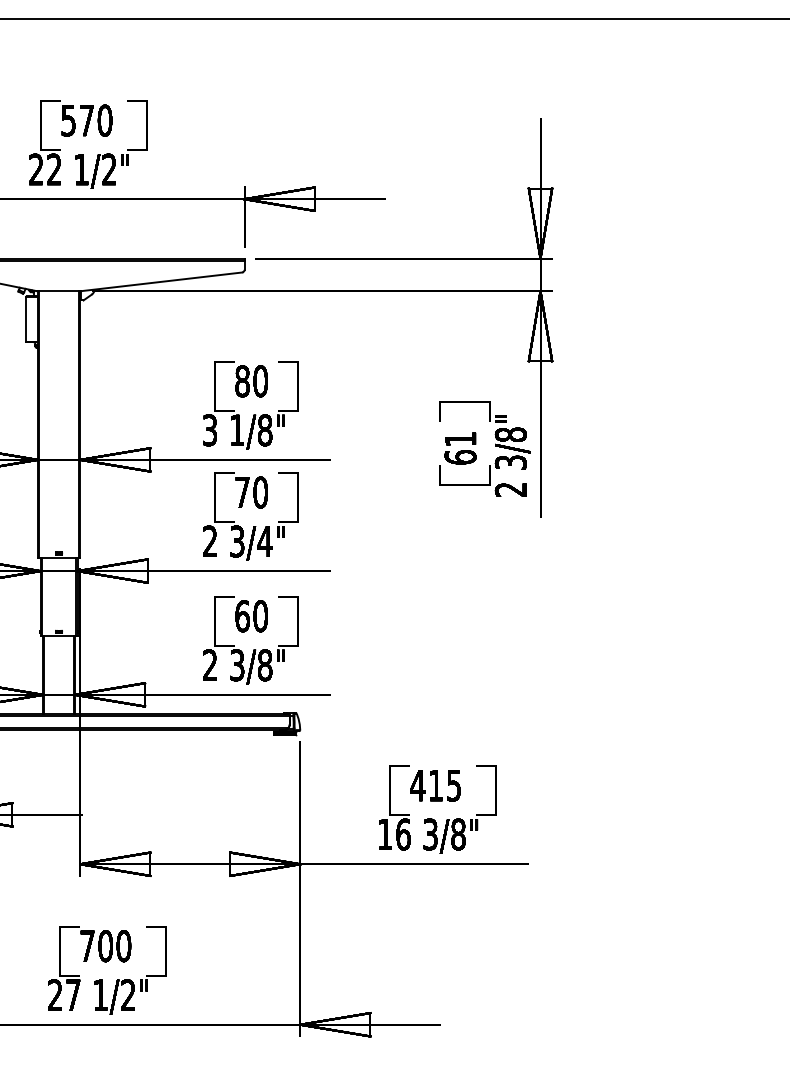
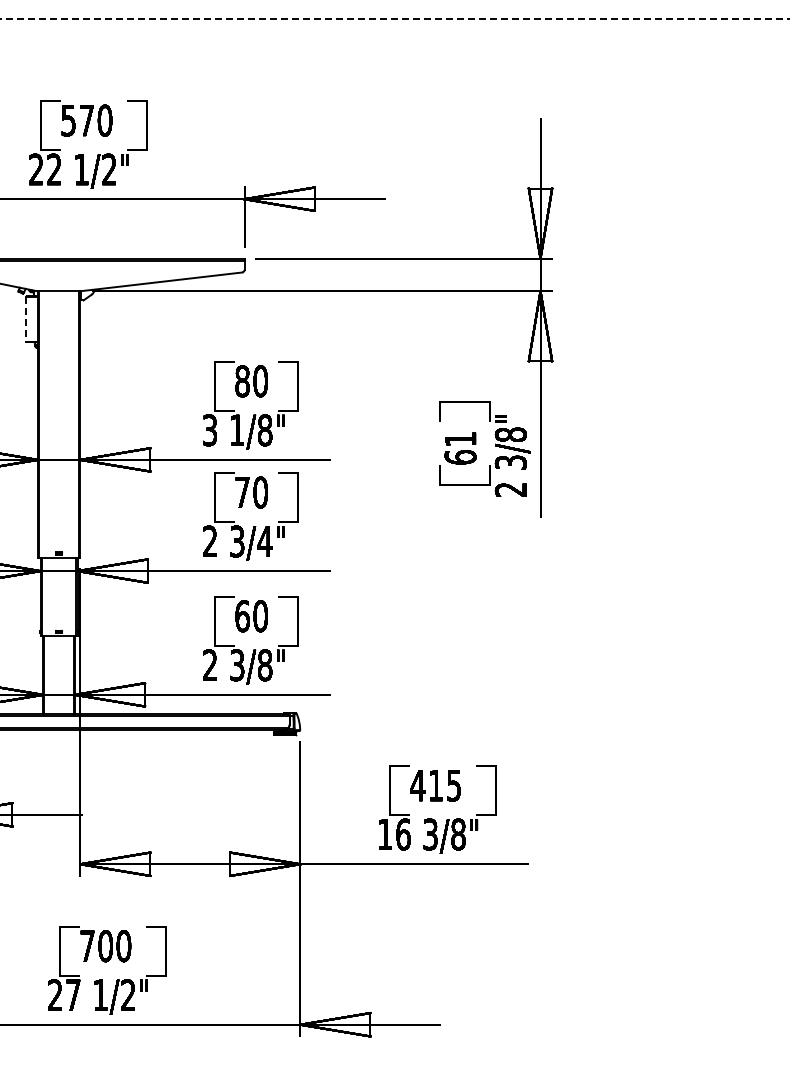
line: solid -> dashed (394, 19)
line: solid -> dashed (26, 319)
